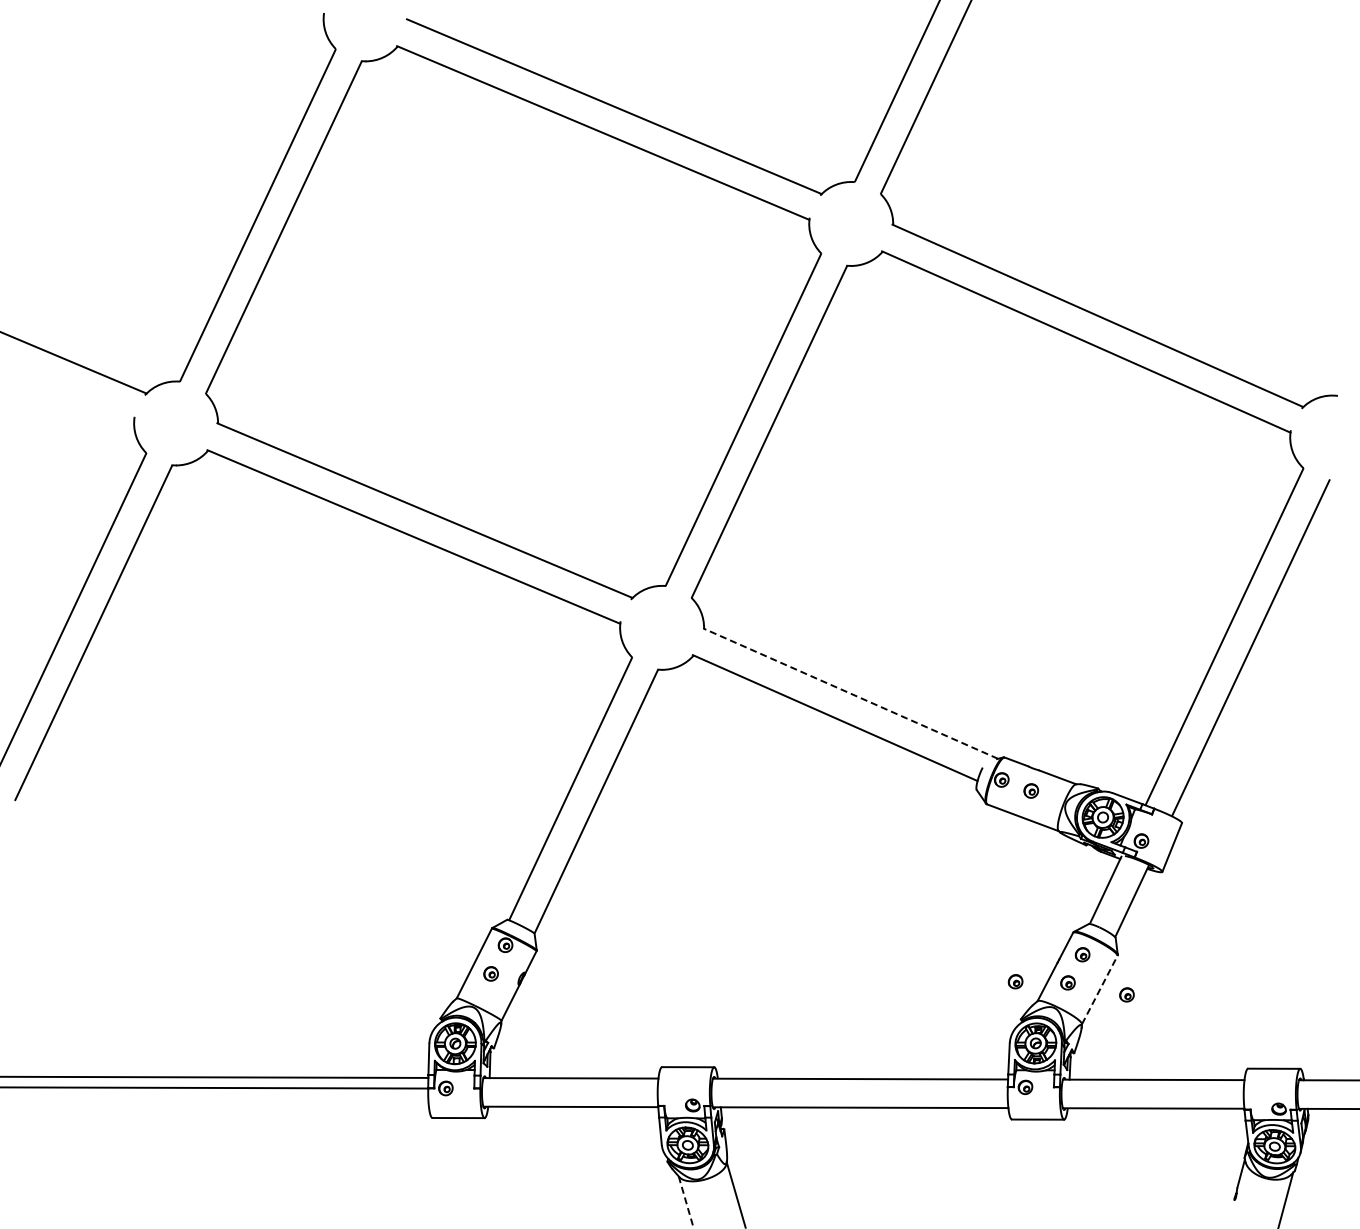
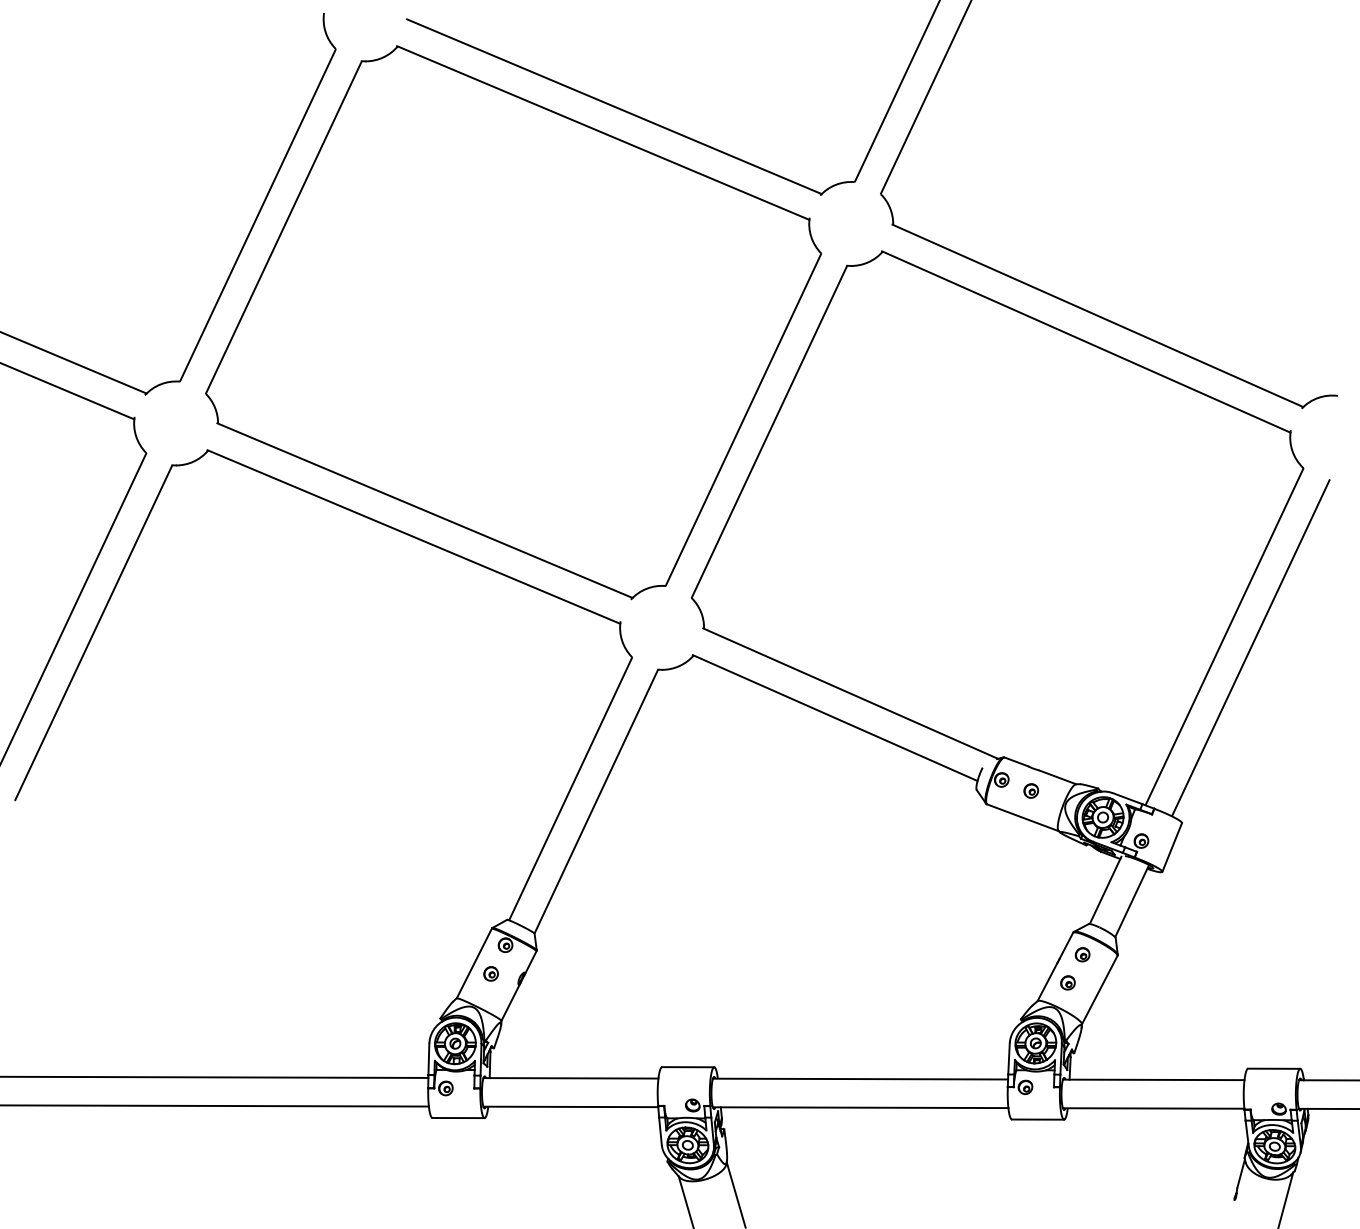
line: none -> present (68, 391)
line: dashed -> solid (850, 693)
part: present -> none (1015, 981)
line: dashed -> solid (1099, 989)
part: present -> none (1126, 994)
line position: (215, 1087) -> (215, 1105) (215, 1105)
line: dashed -> solid (686, 1202)
